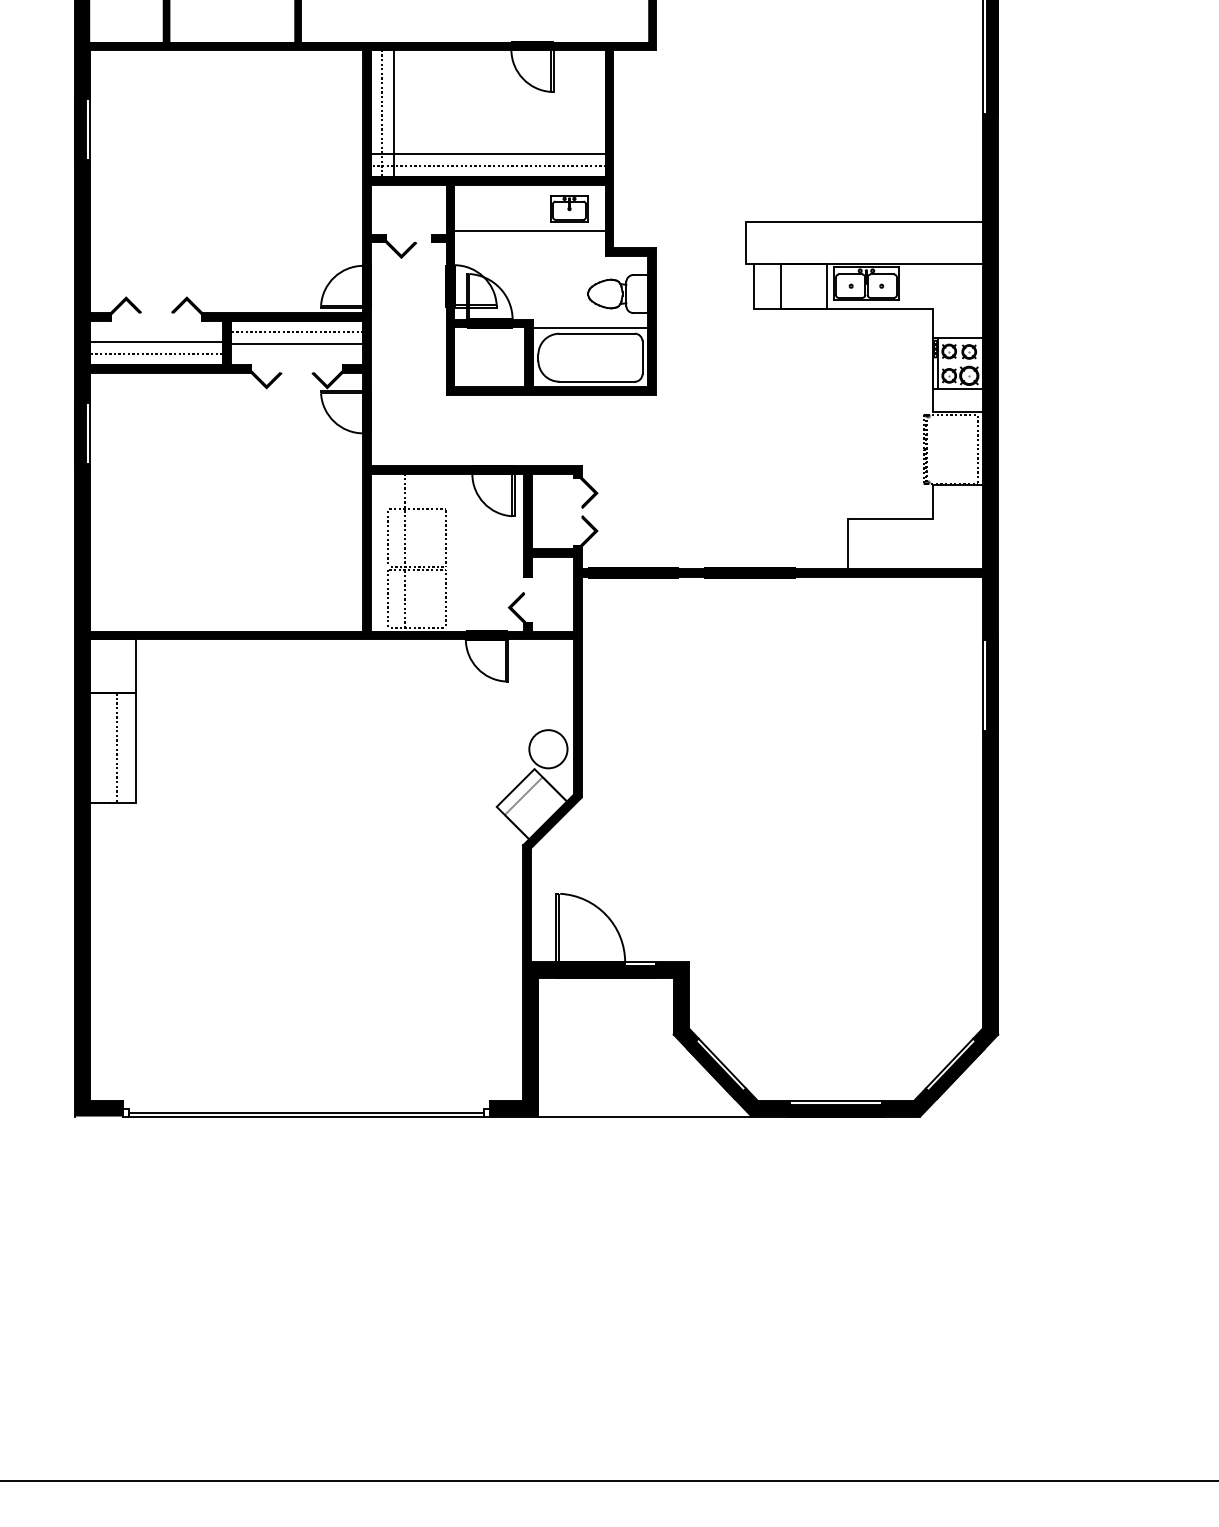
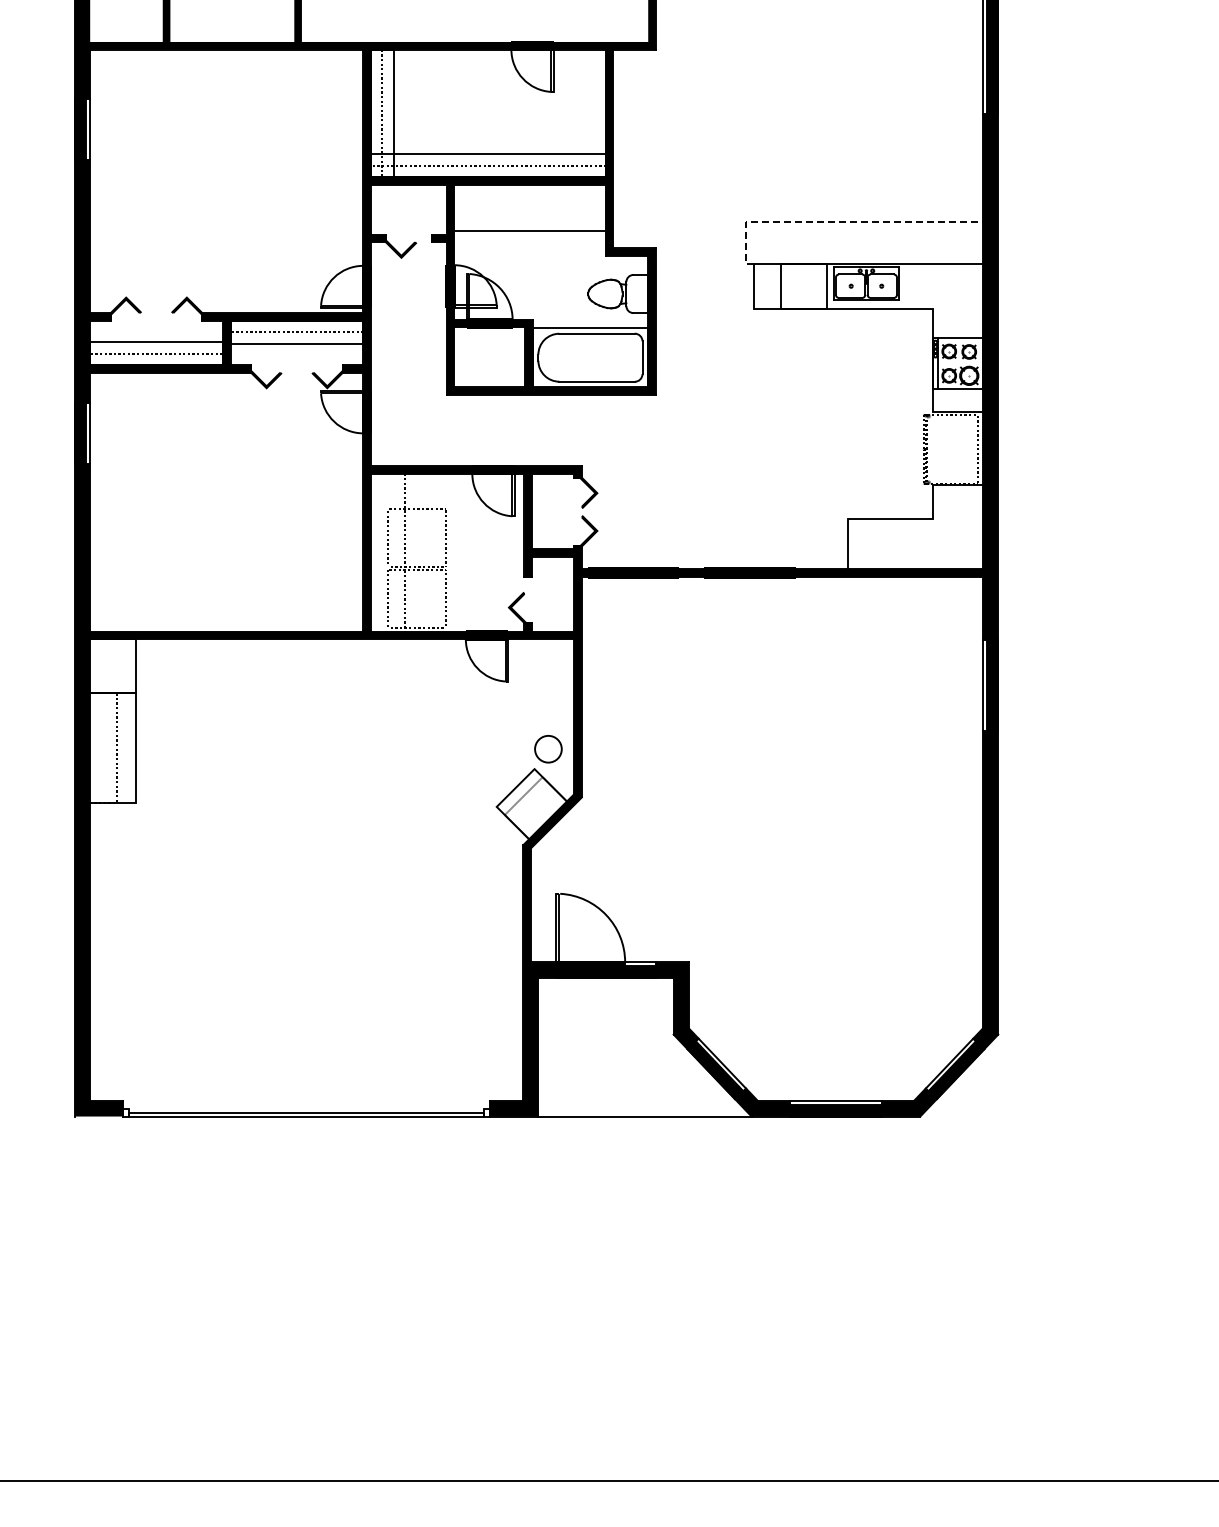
part: present -> none (569, 208)
line: solid -> dashed (838, 222)
circle diameter: 38 px -> 27 px (548, 748)
